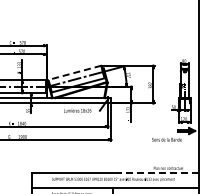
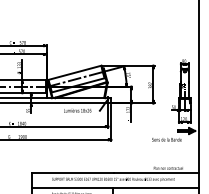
line: dashed -> solid (74, 72)
line: dashed -> solid (156, 173)
